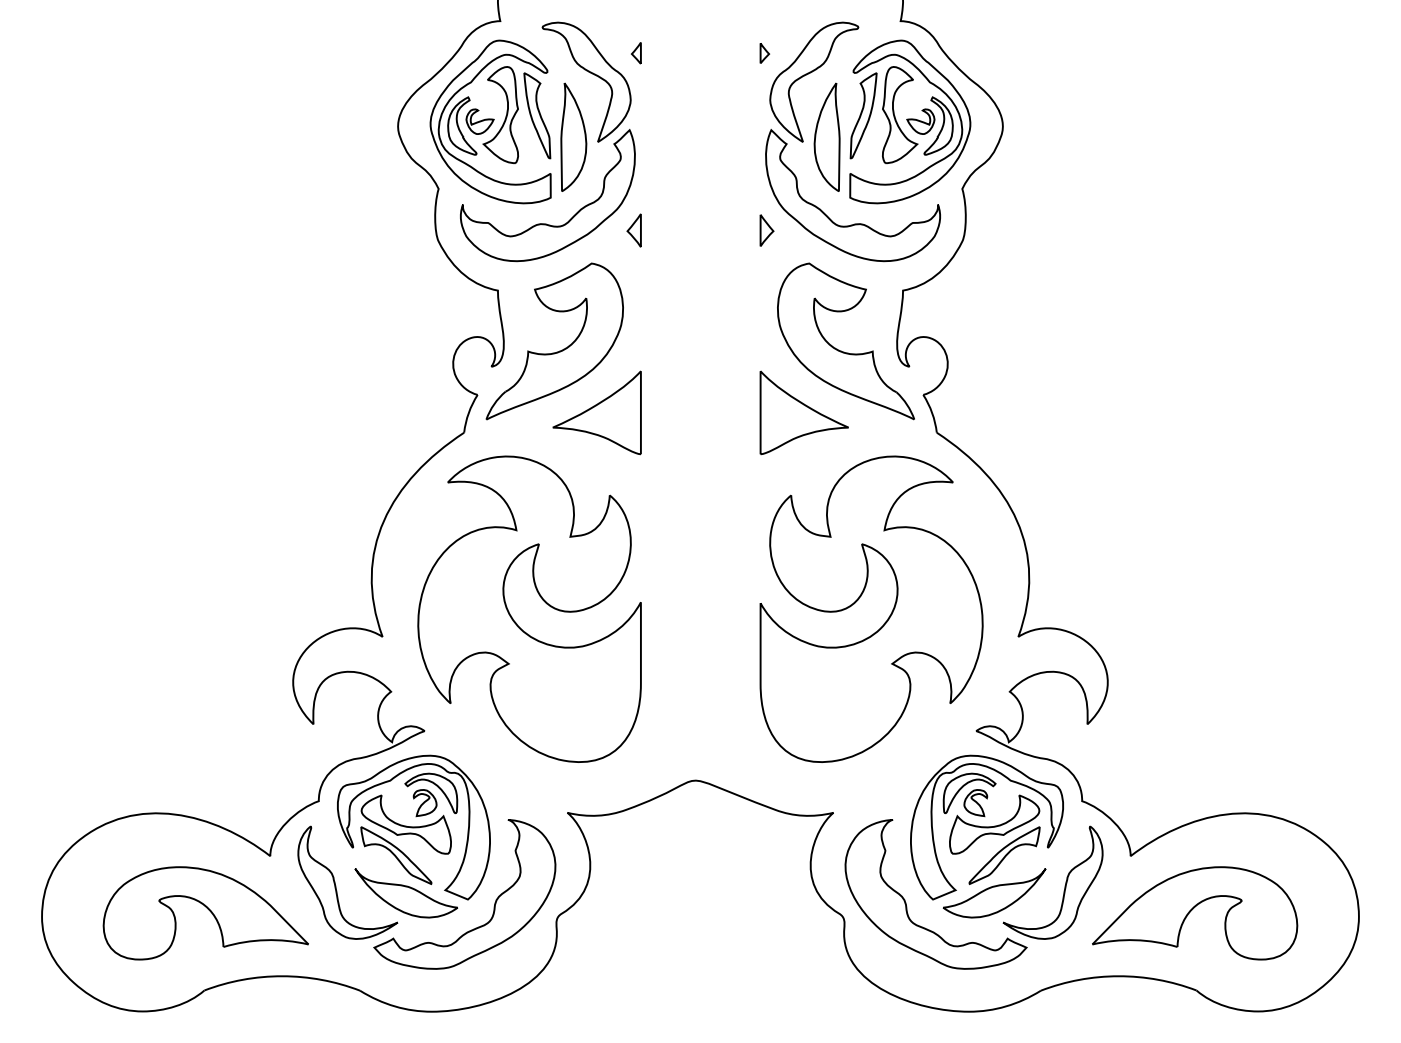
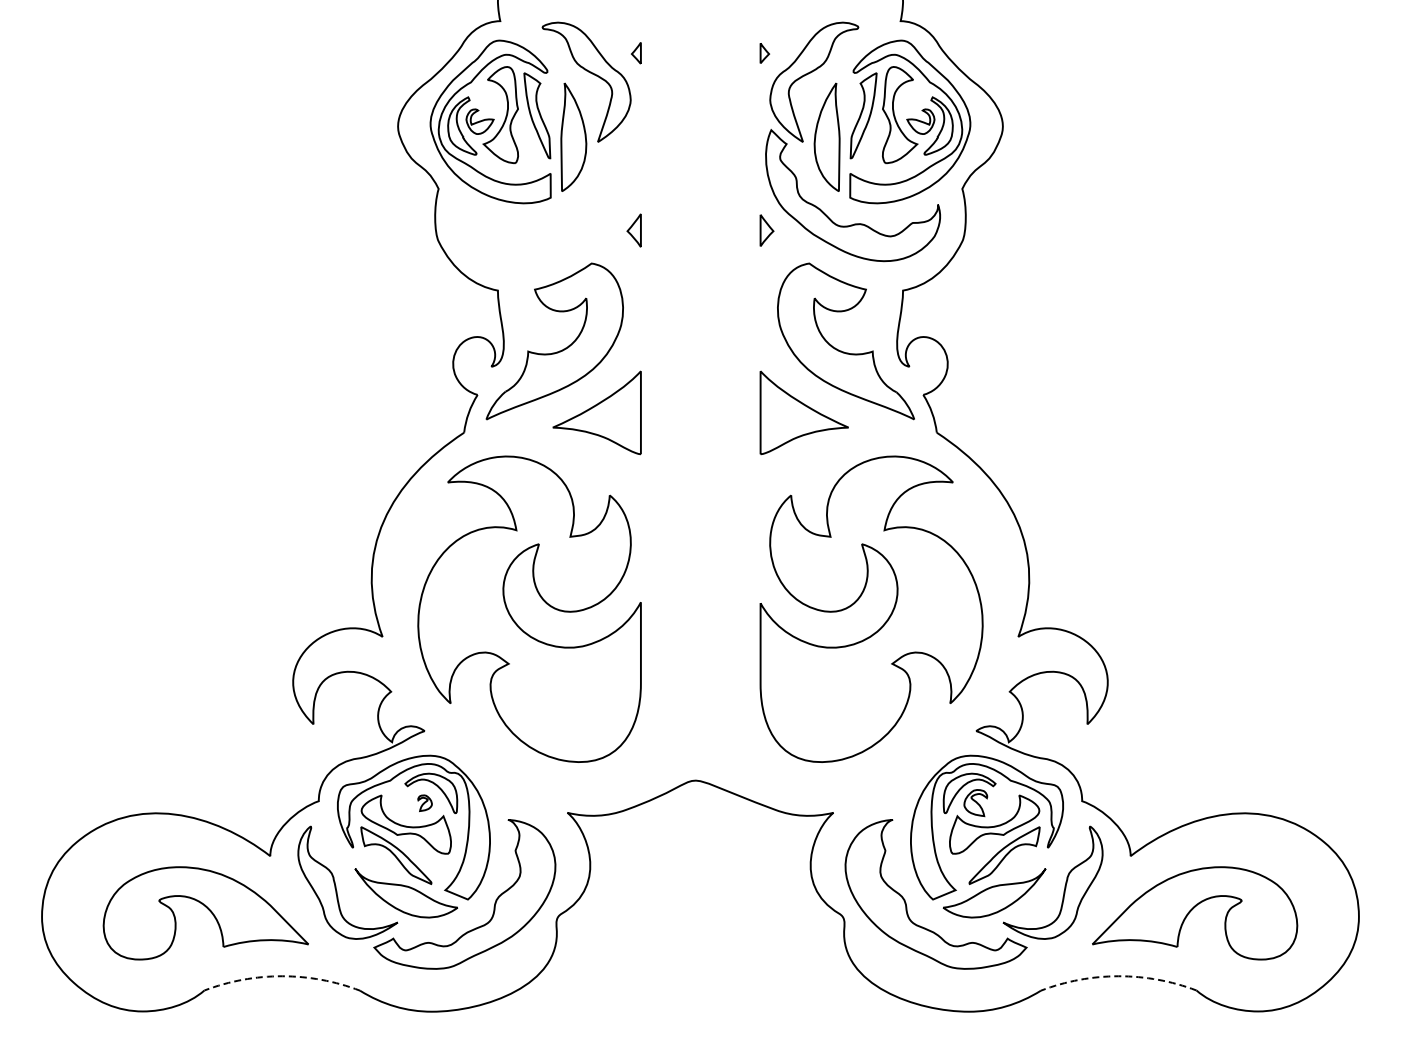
part: present -> none (546, 223)
part size: 26x29 px -> 16x18 px (424, 802)
arc: solid -> dashed (282, 976)
arc: solid -> dashed (1118, 976)
